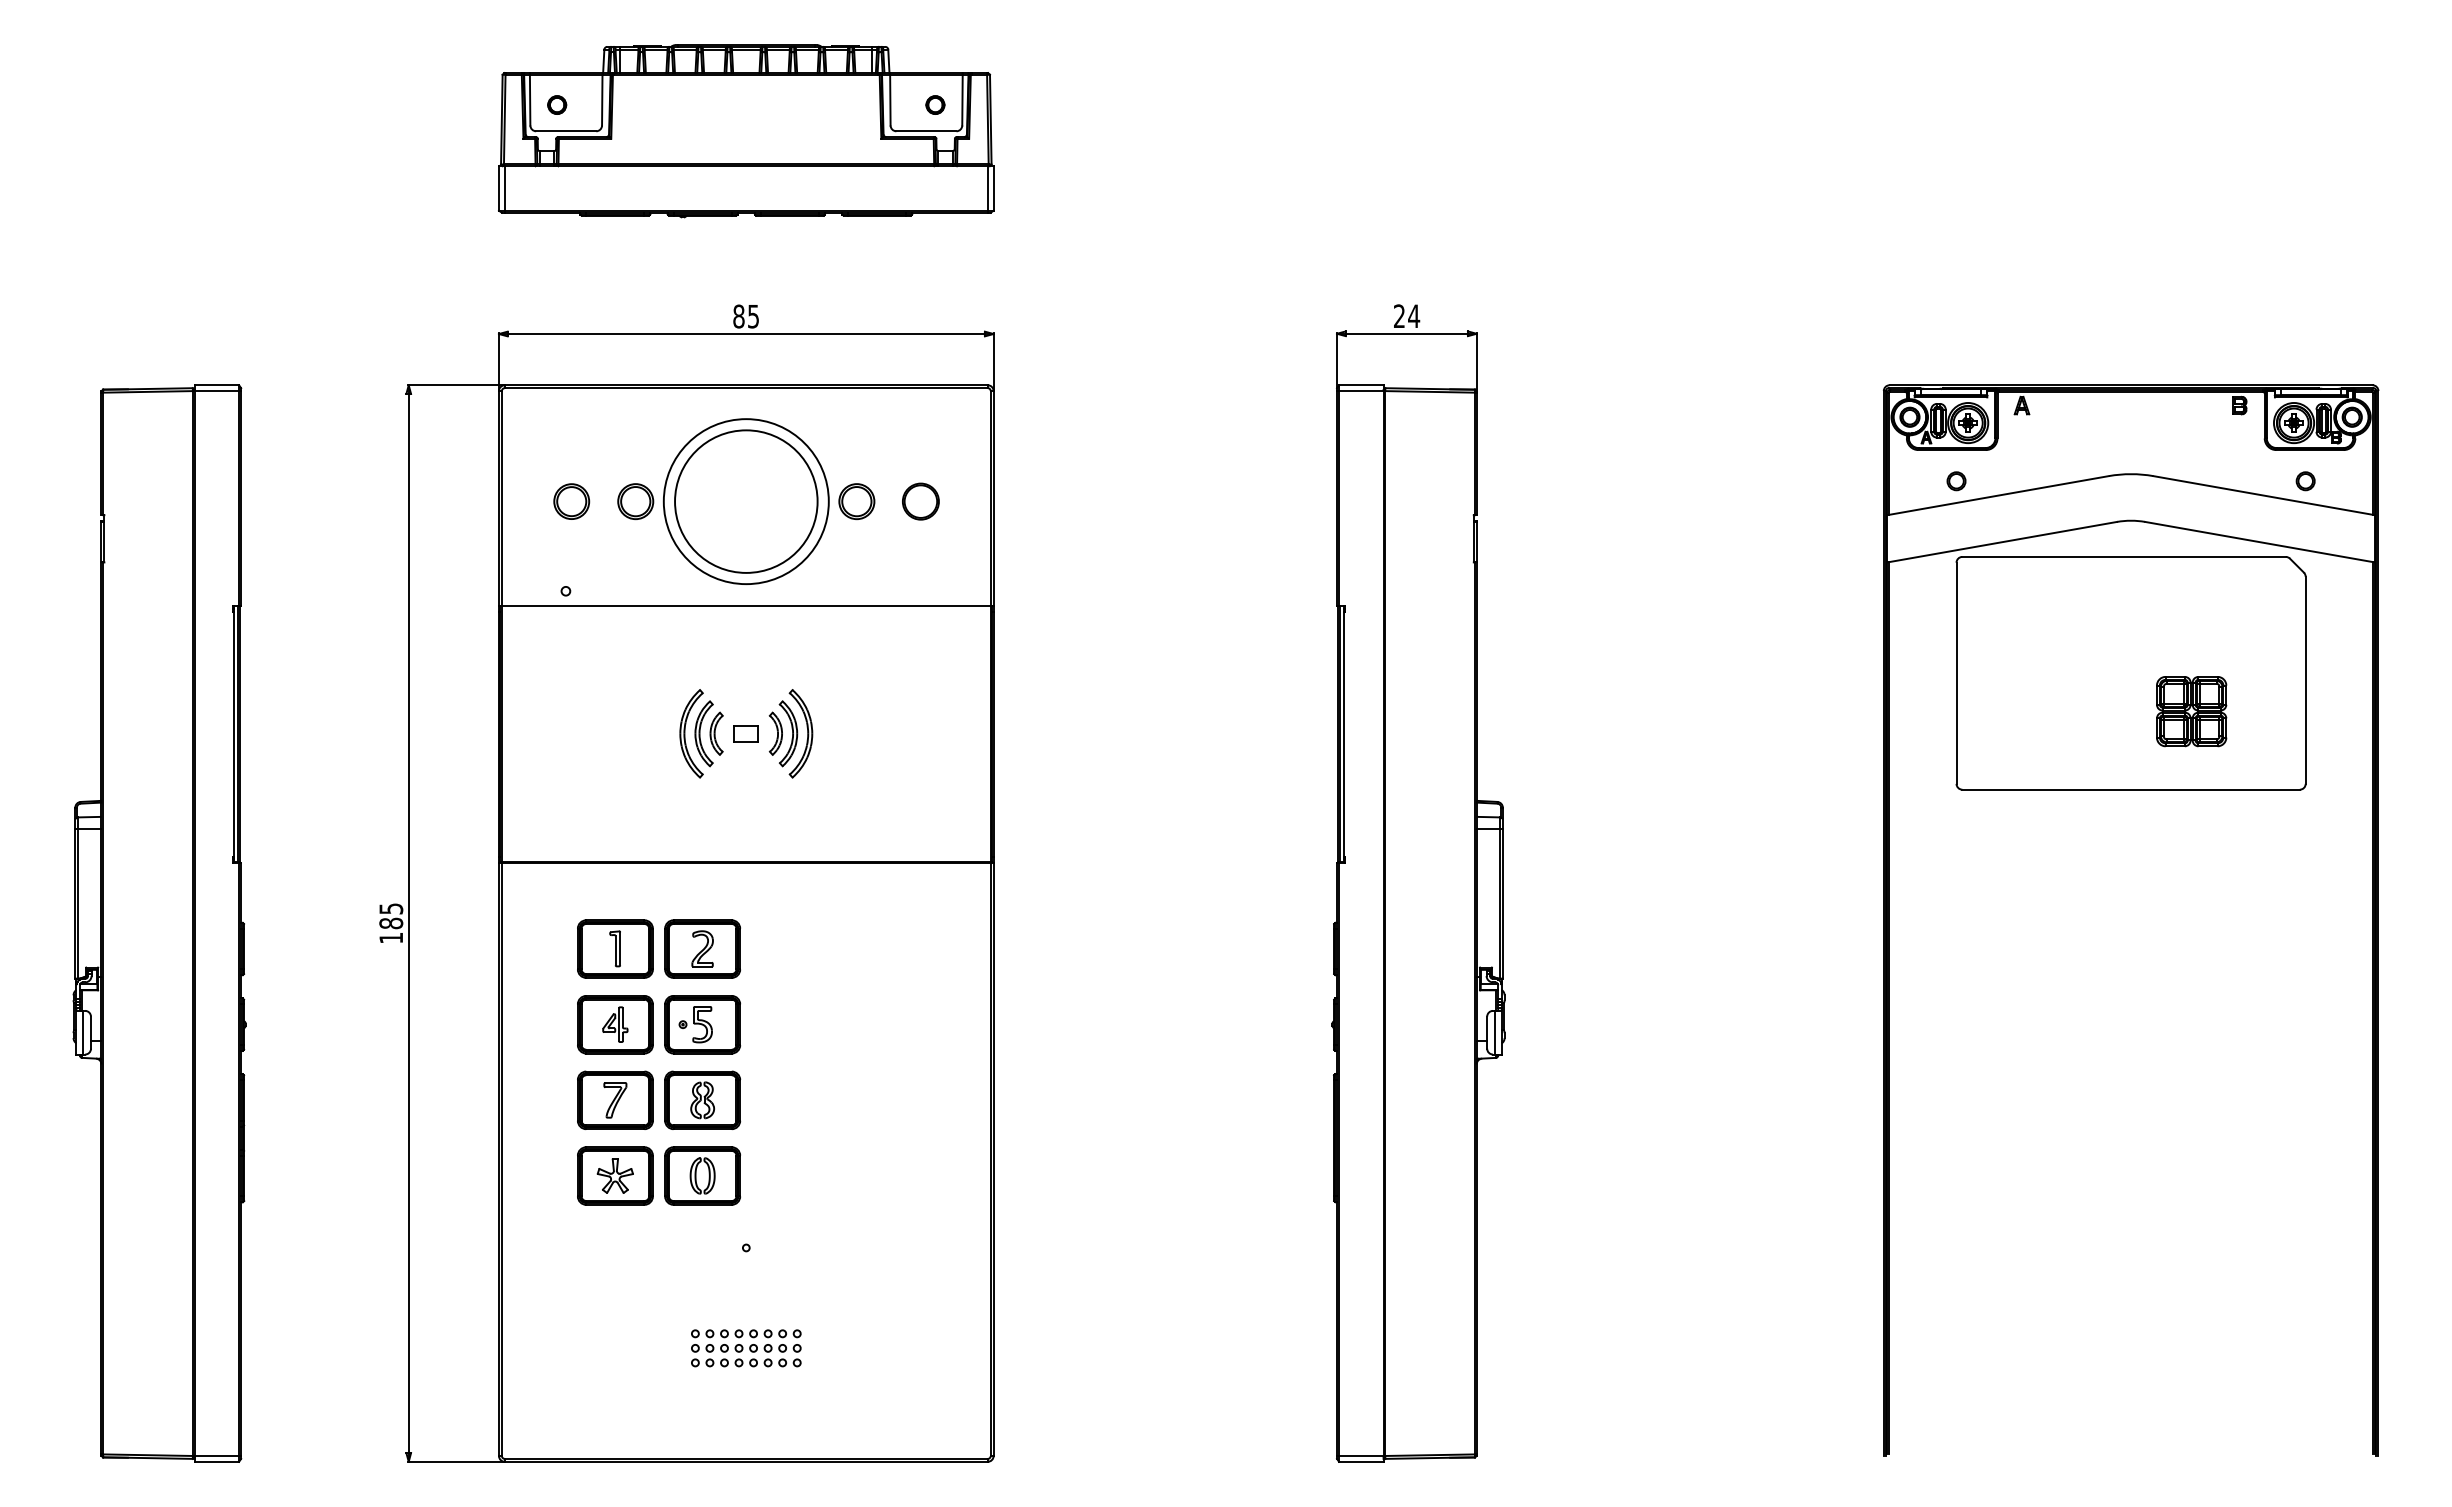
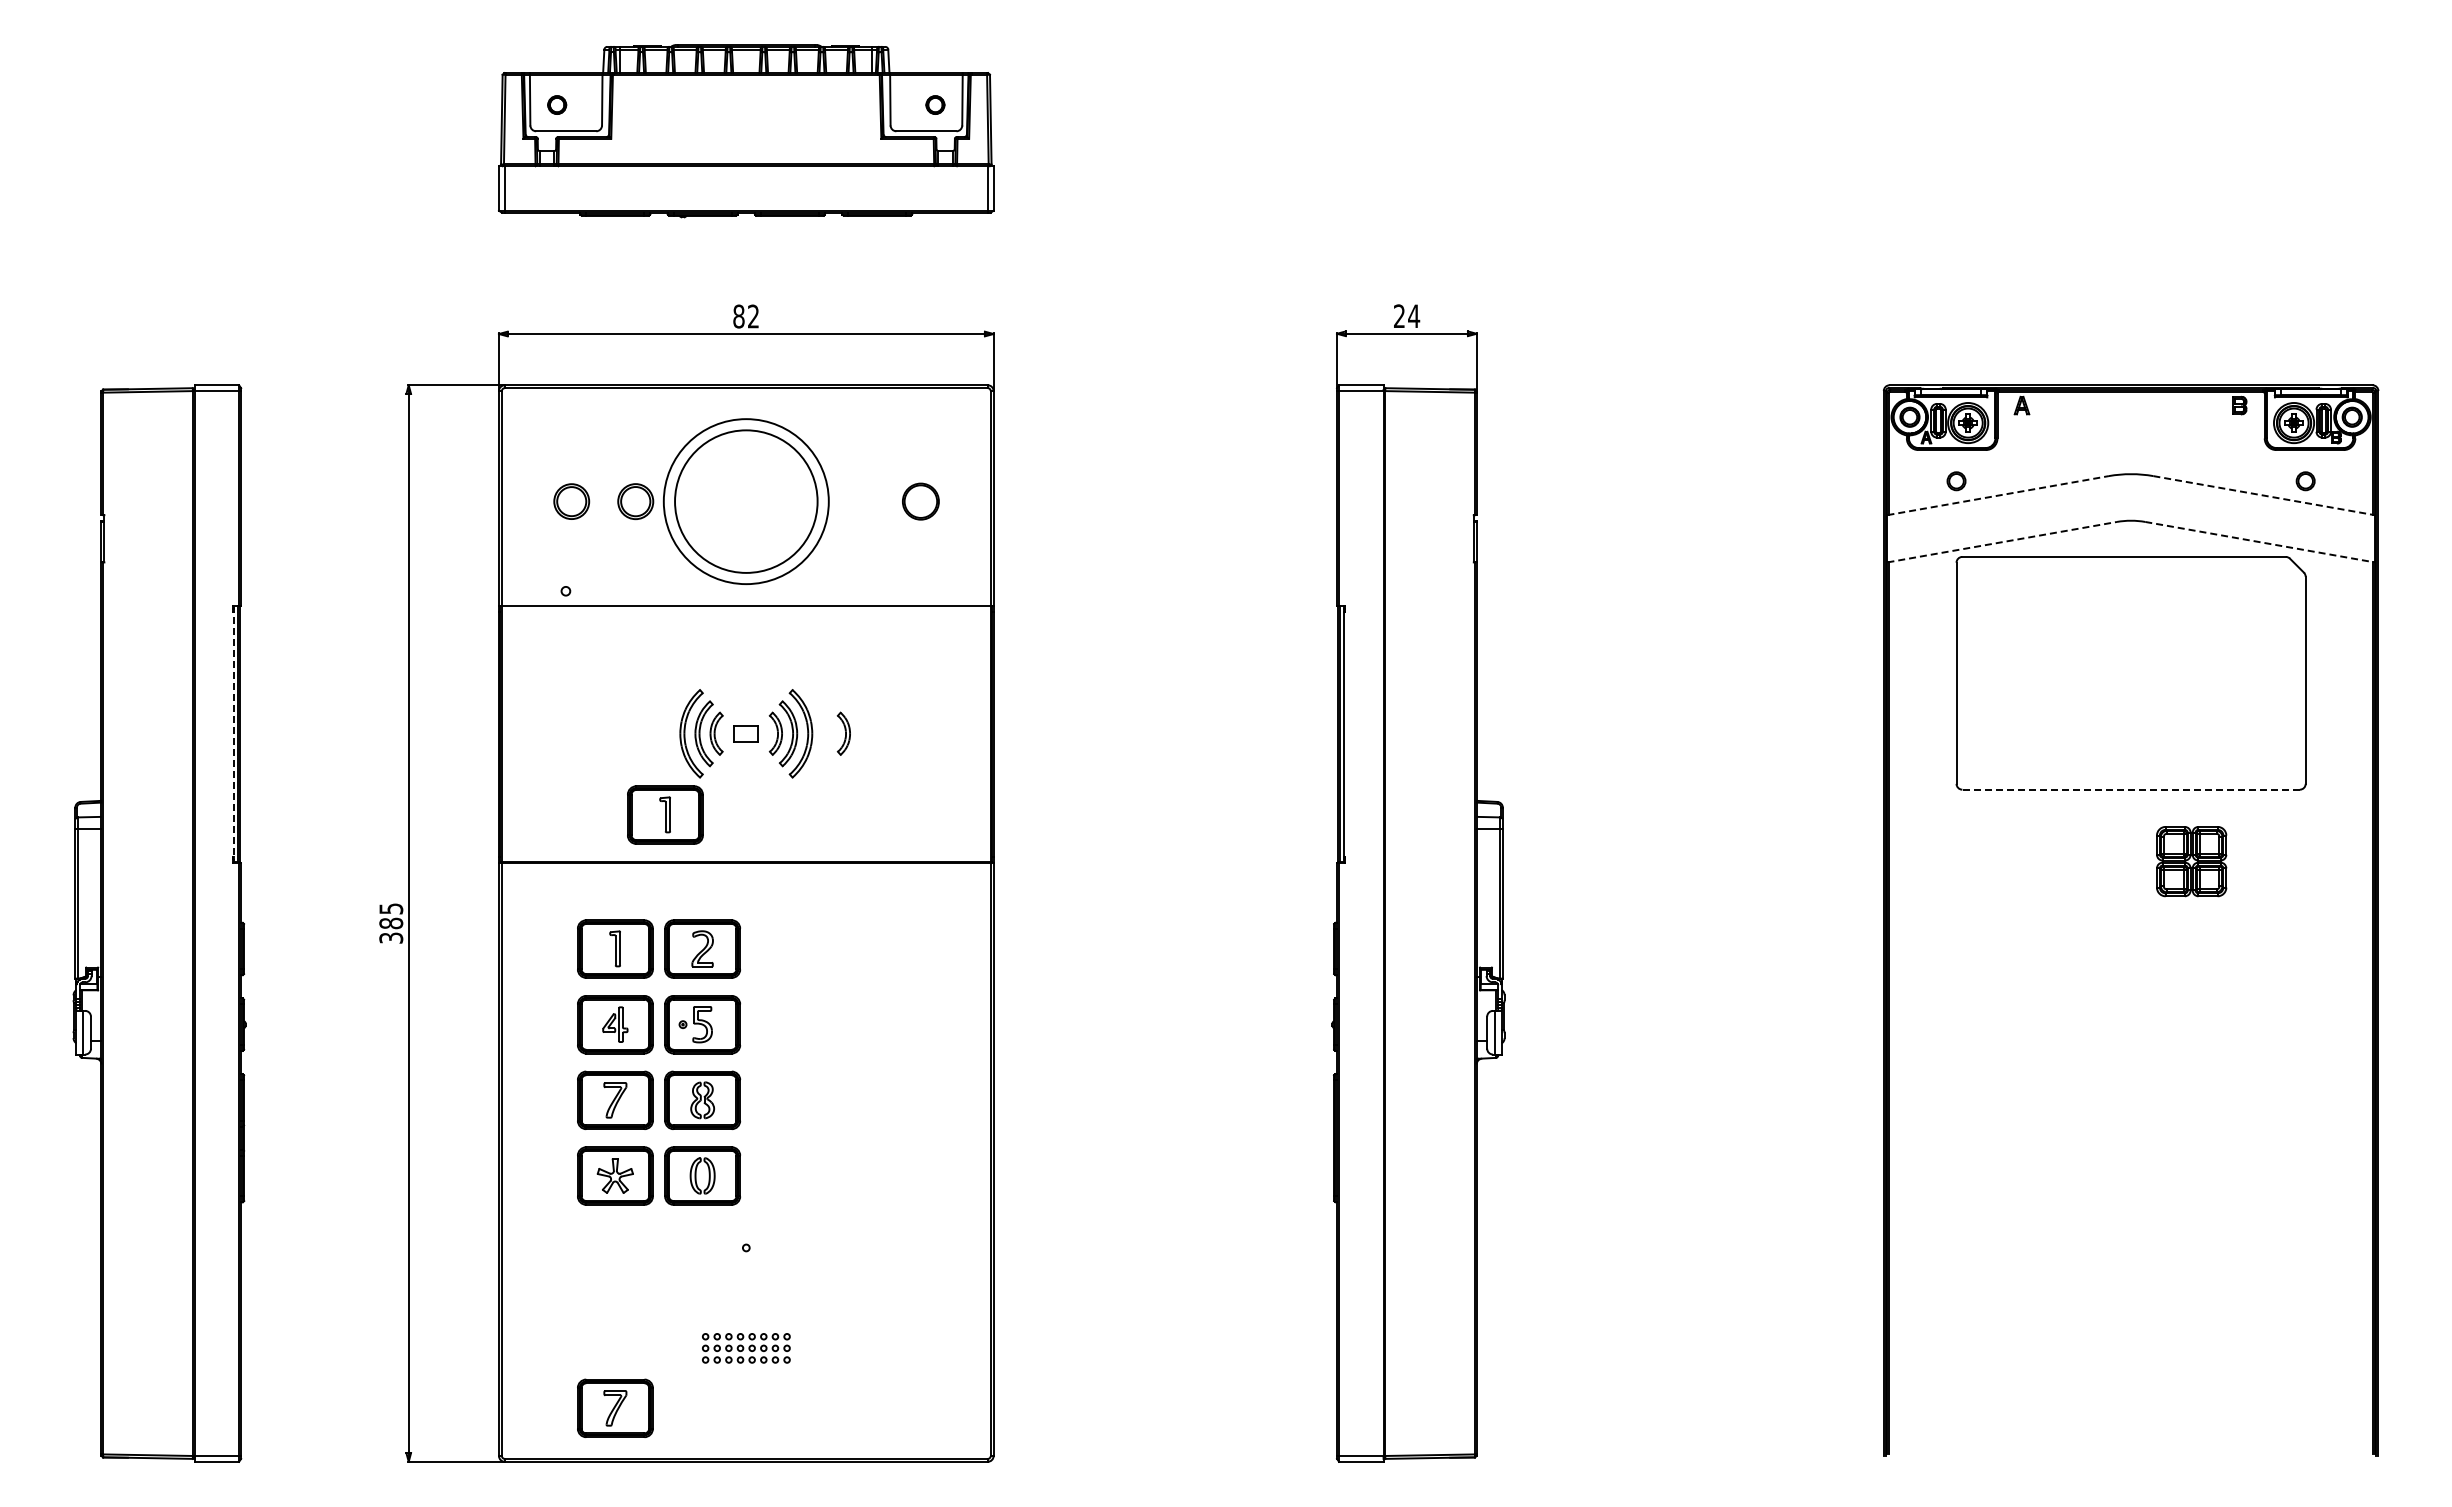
text: 85 -> 82 (753, 316)
line: solid -> dashed (1998, 495)
line: solid -> dashed (2264, 495)
part: present -> none (856, 501)
line: solid -> dashed (2002, 542)
line: solid -> dashed (2260, 542)
part position: (2191, 711) -> (2191, 861) (2191, 861)
part: none -> present (843, 733)
line: solid -> dashed (233, 734)
line: solid -> dashed (2131, 789)
part: none -> present (665, 814)
text: 185 -> 385 (391, 937)
part size: 111x39 px -> 89x31 px (746, 1348)
part: none -> present (615, 1407)
